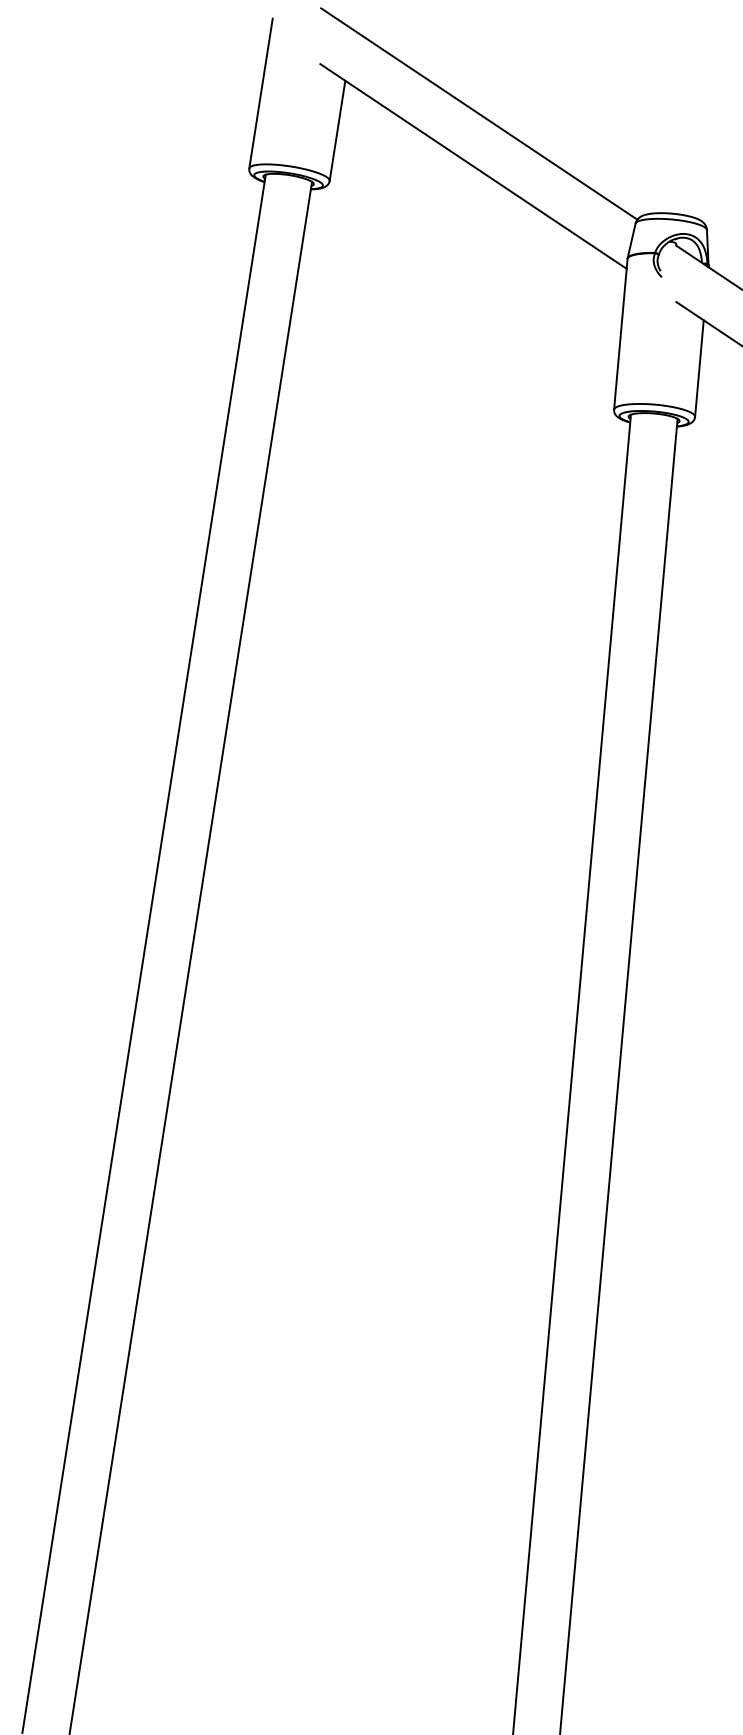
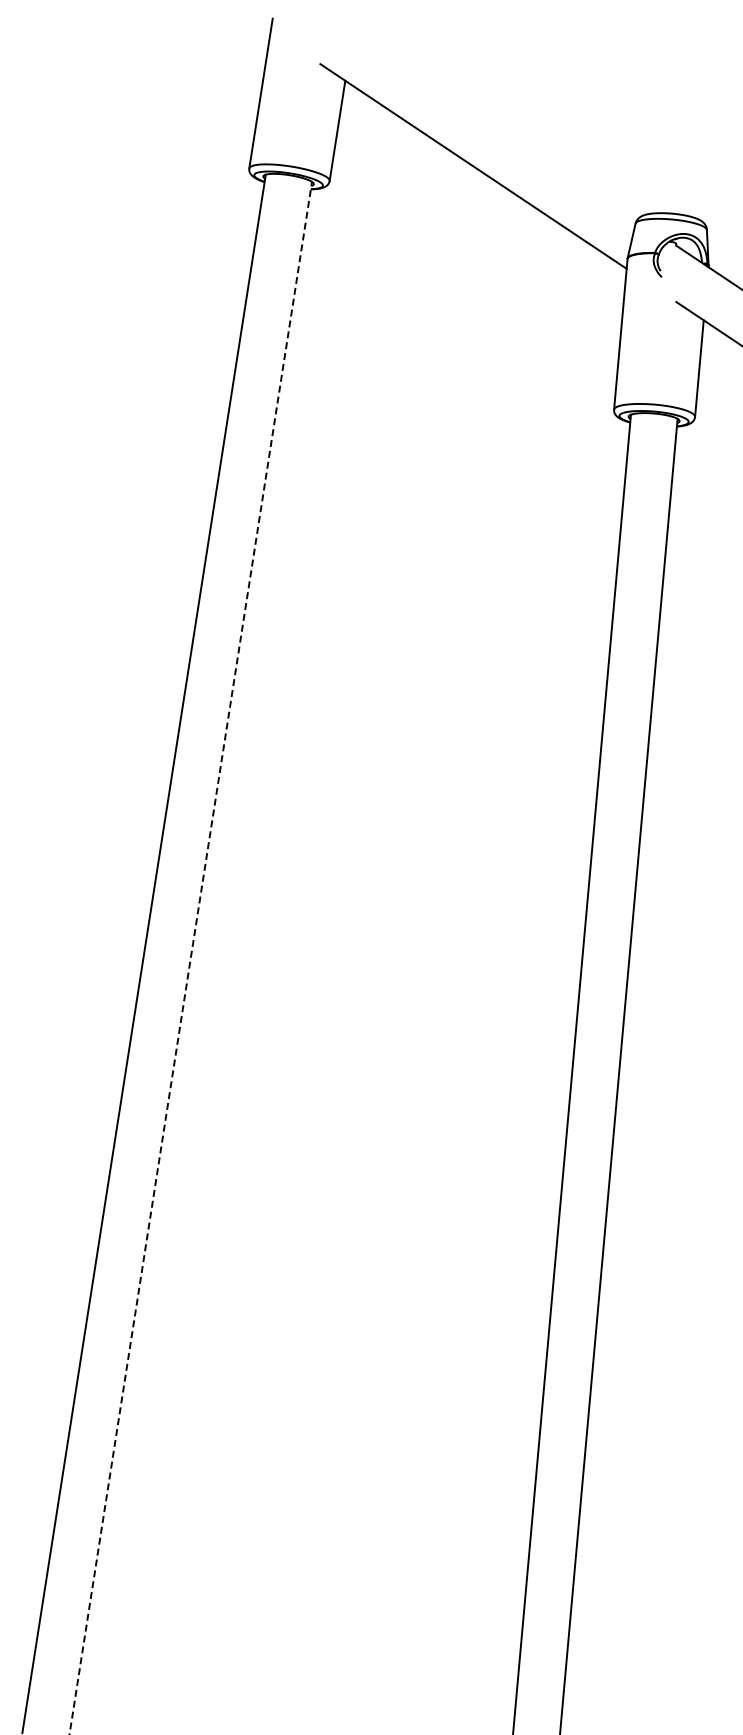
line: present -> none (479, 113)
line: solid -> dashed (190, 958)
